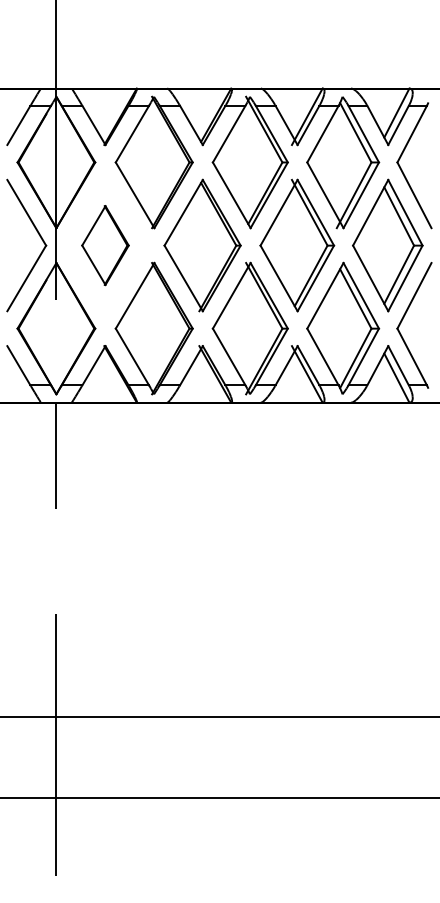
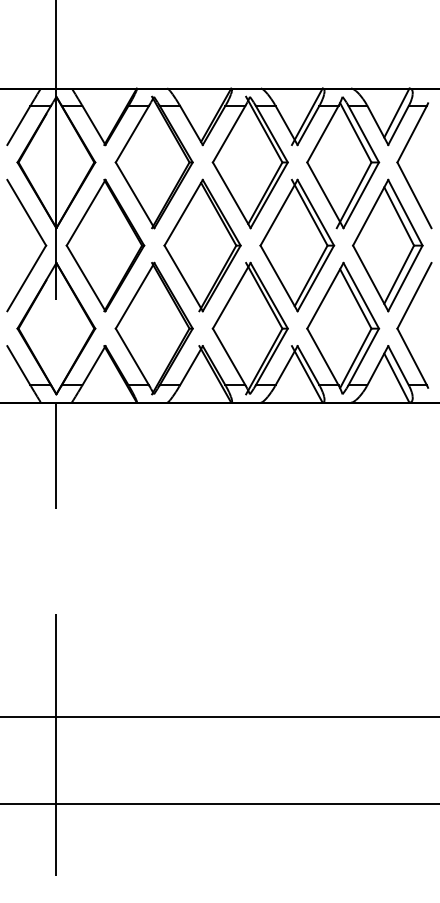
part size: 49x82 px -> 81x135 px (105, 245)
line position: (219, 798) -> (219, 804) (219, 804)
